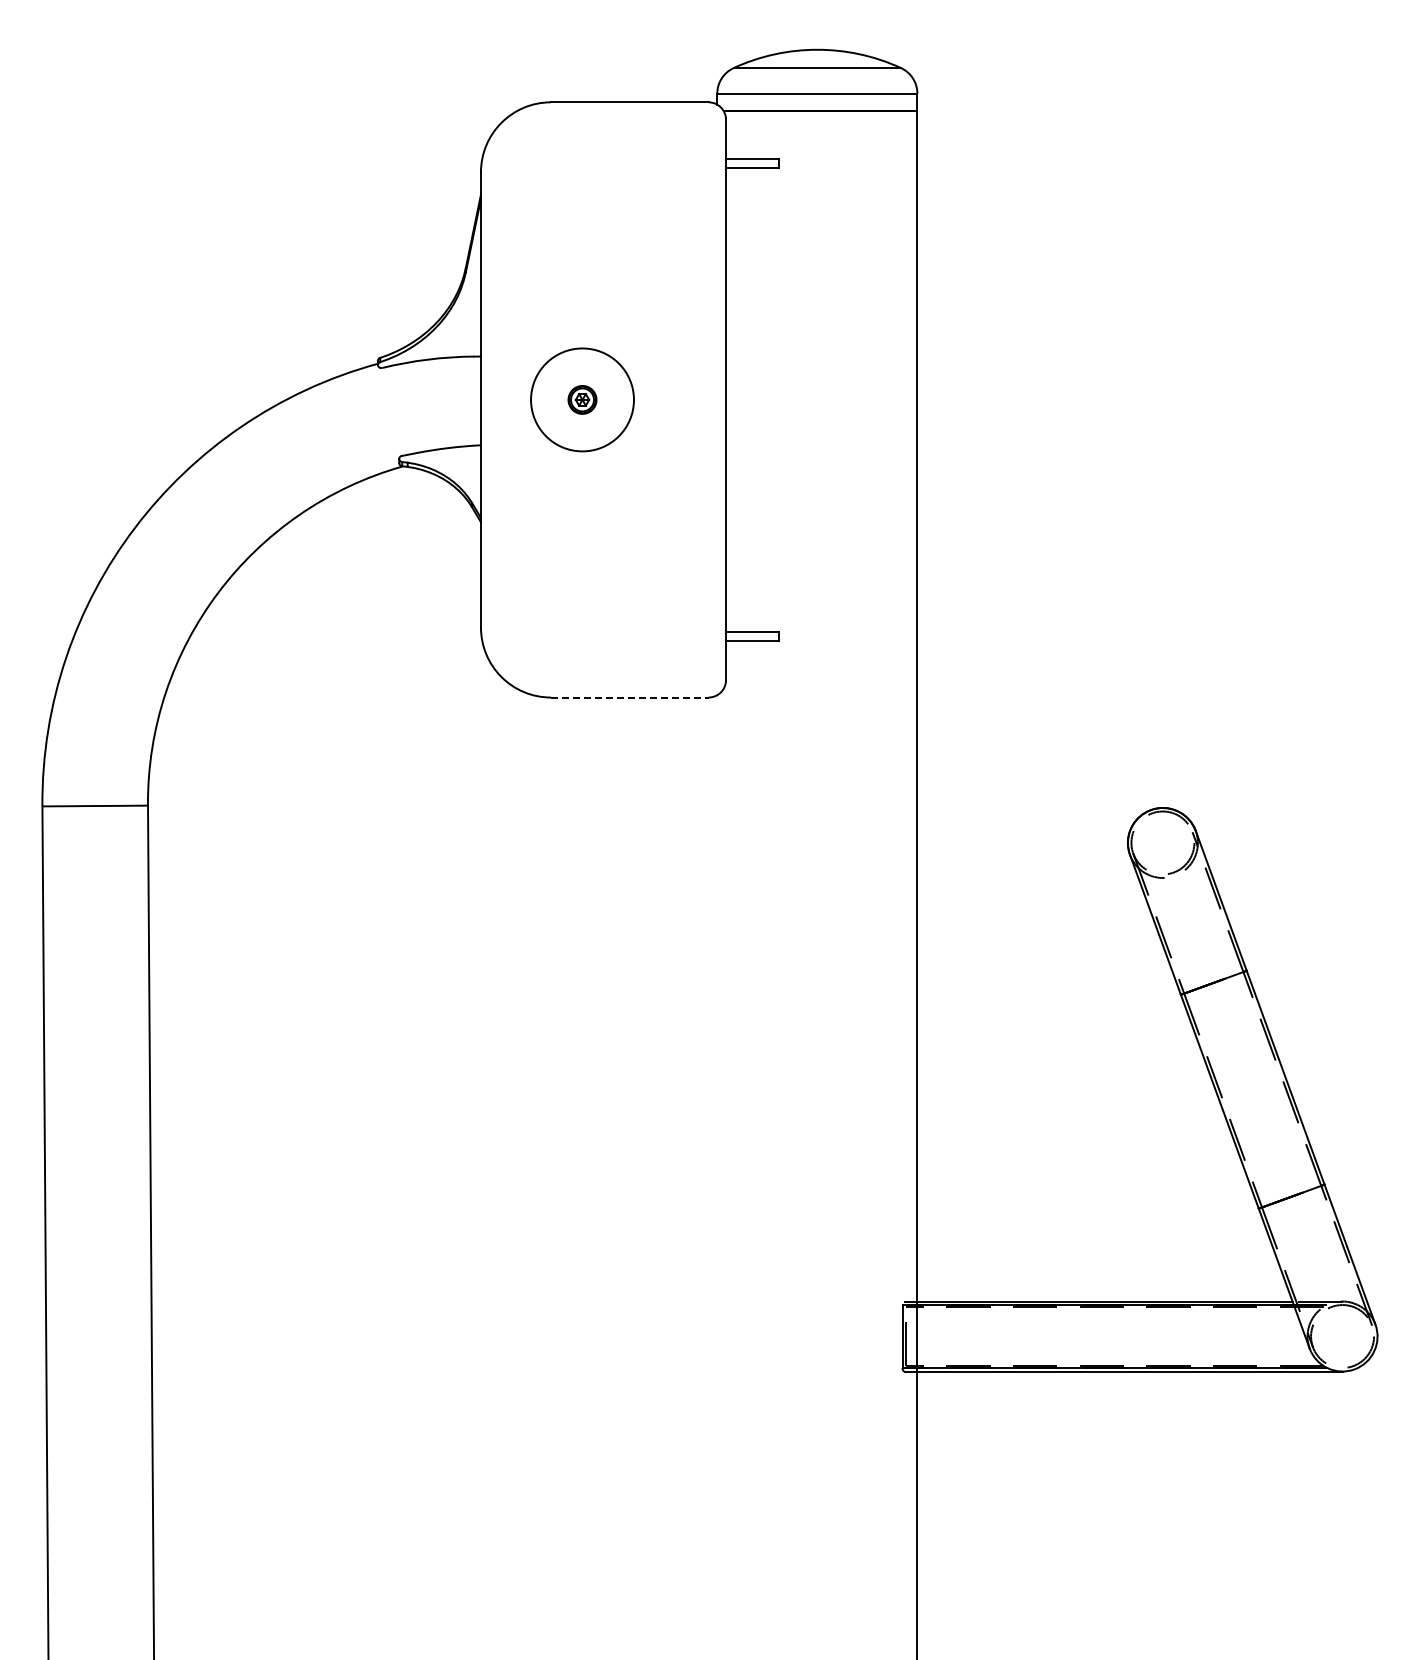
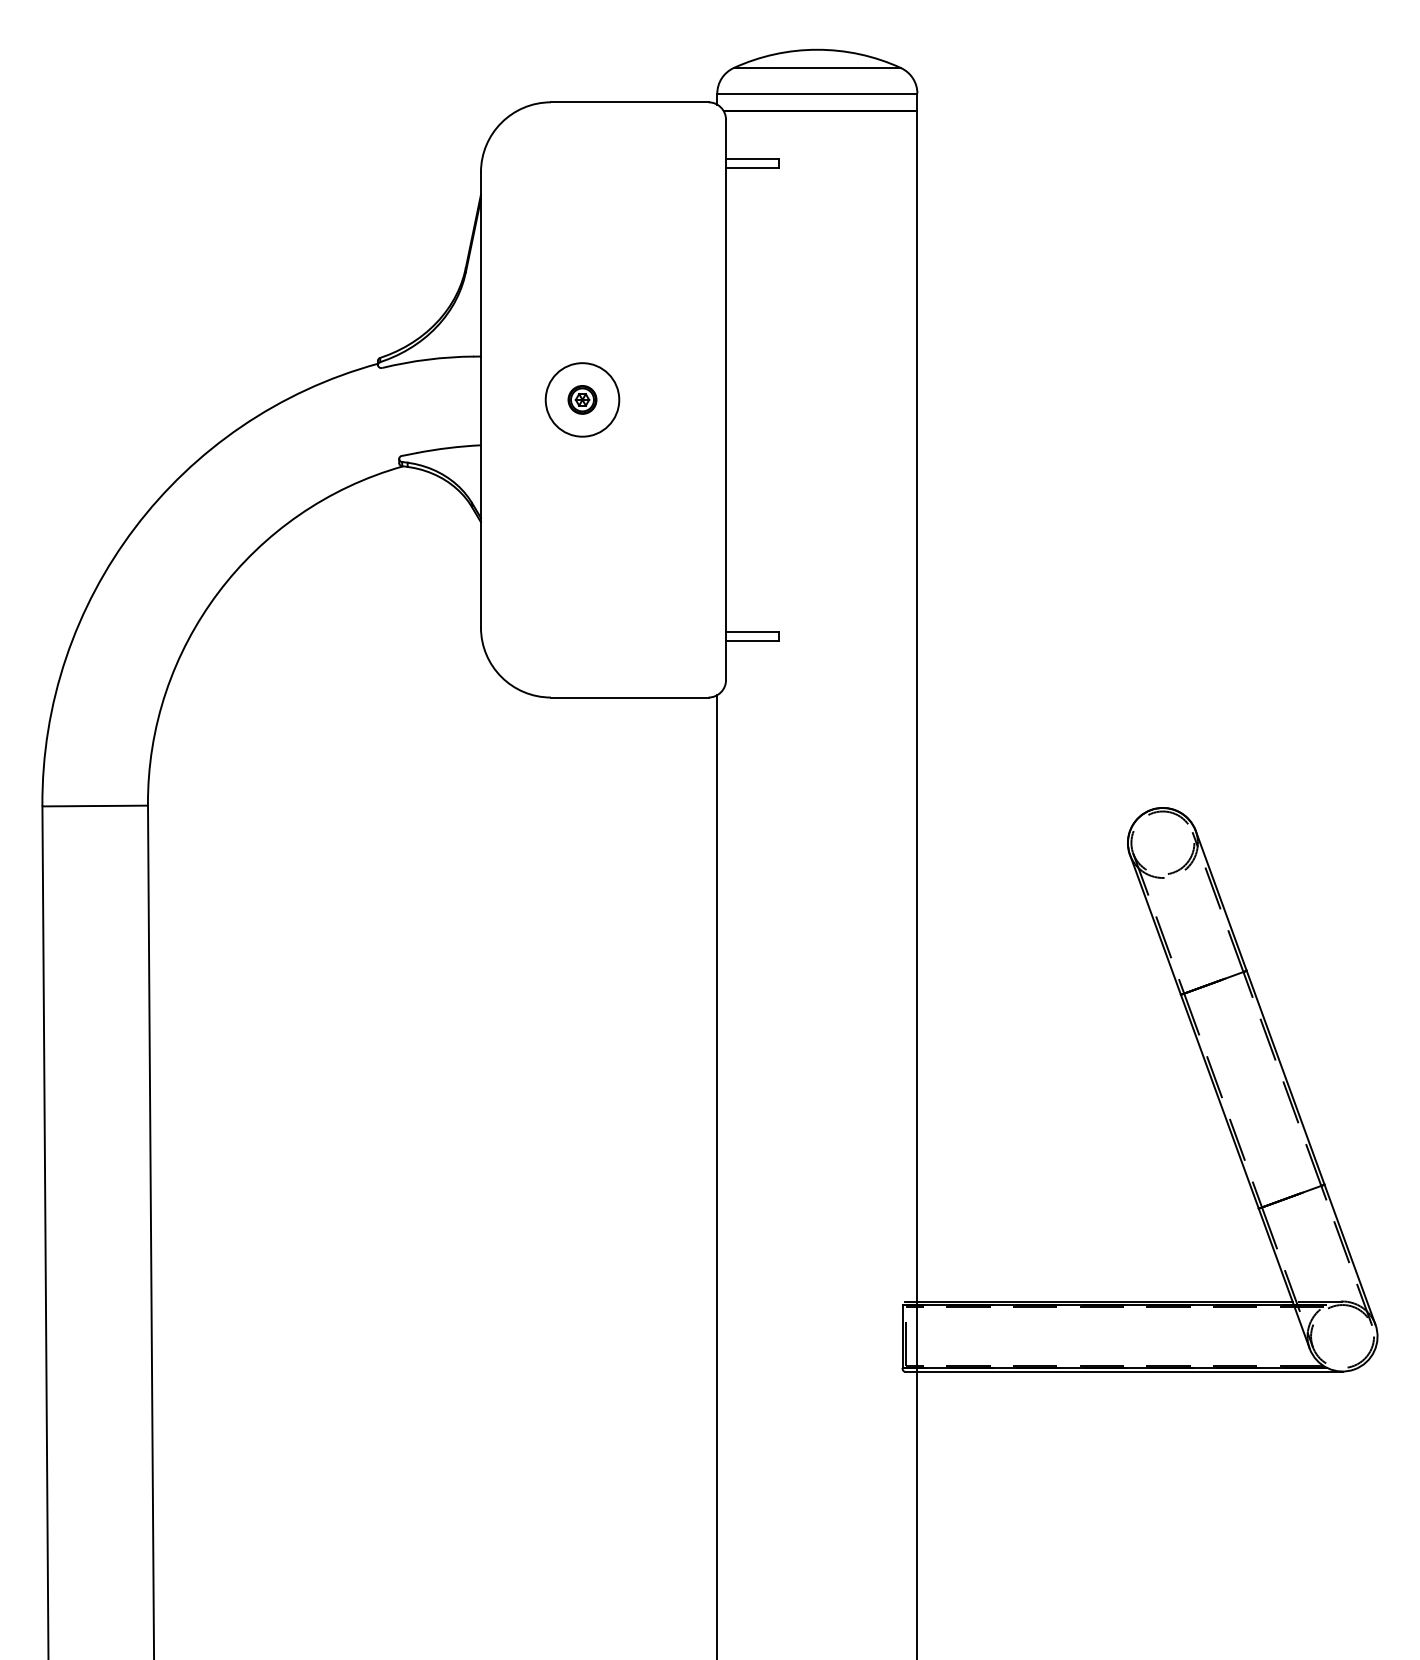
circle diameter: 103 px -> 74 px (582, 399)
line: dashed -> solid (629, 697)
line: none -> present (717, 1175)
